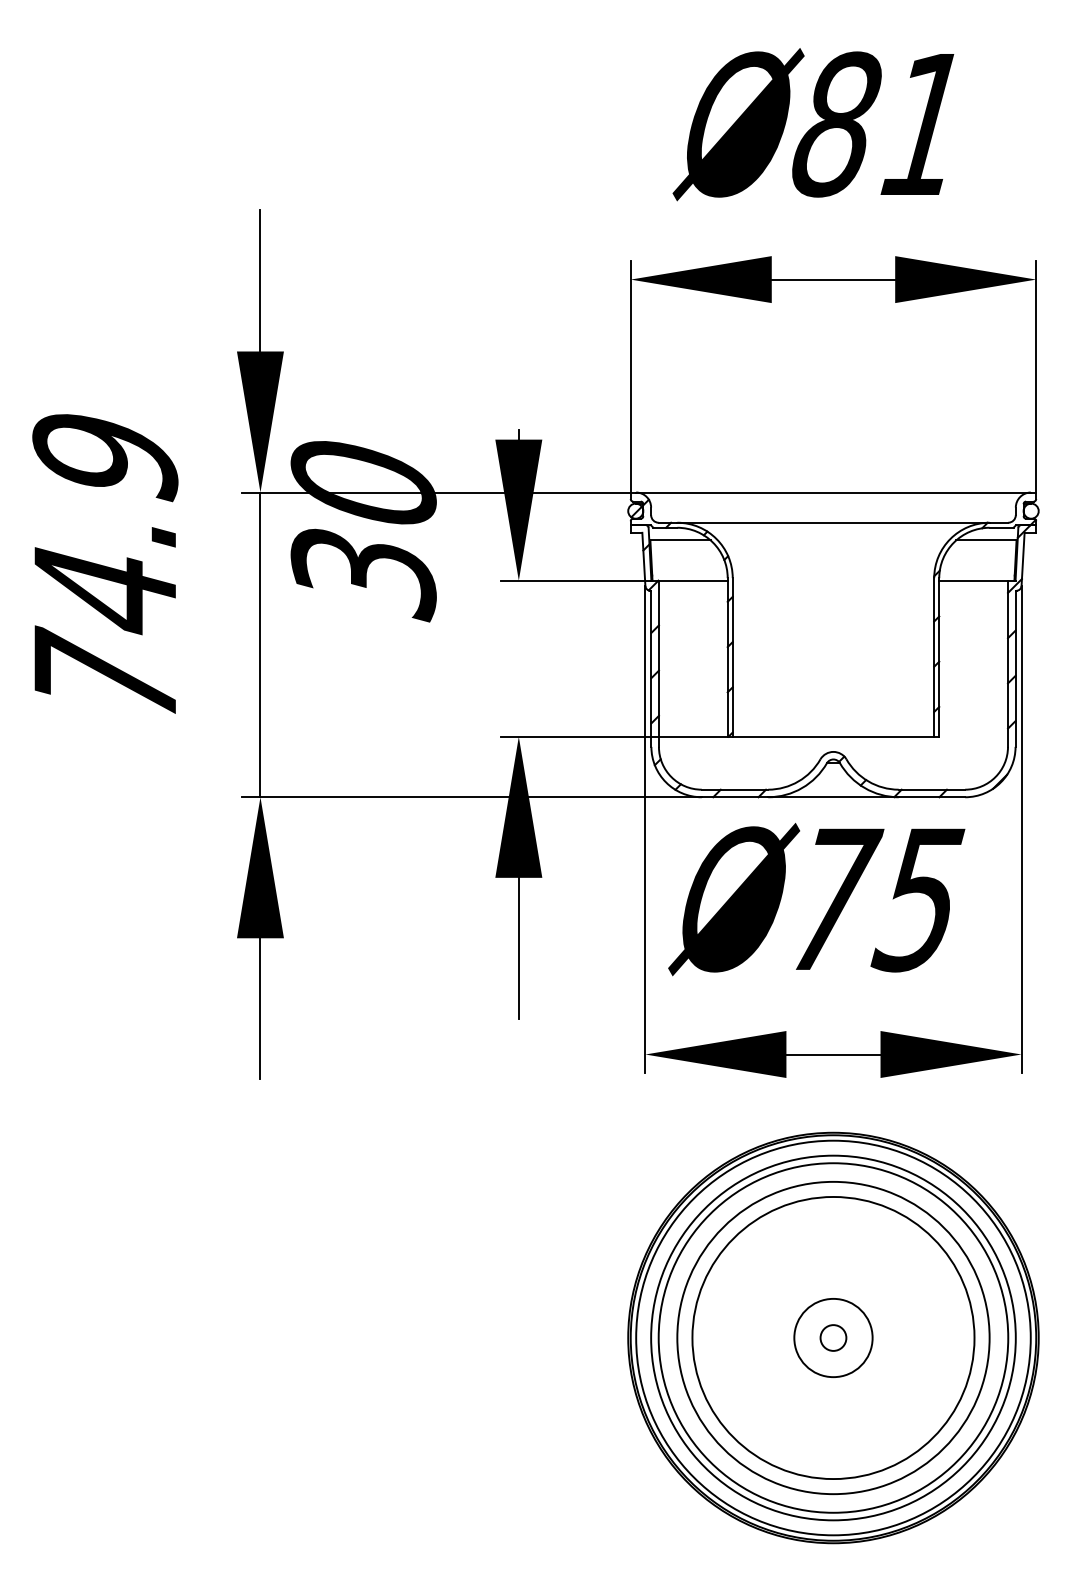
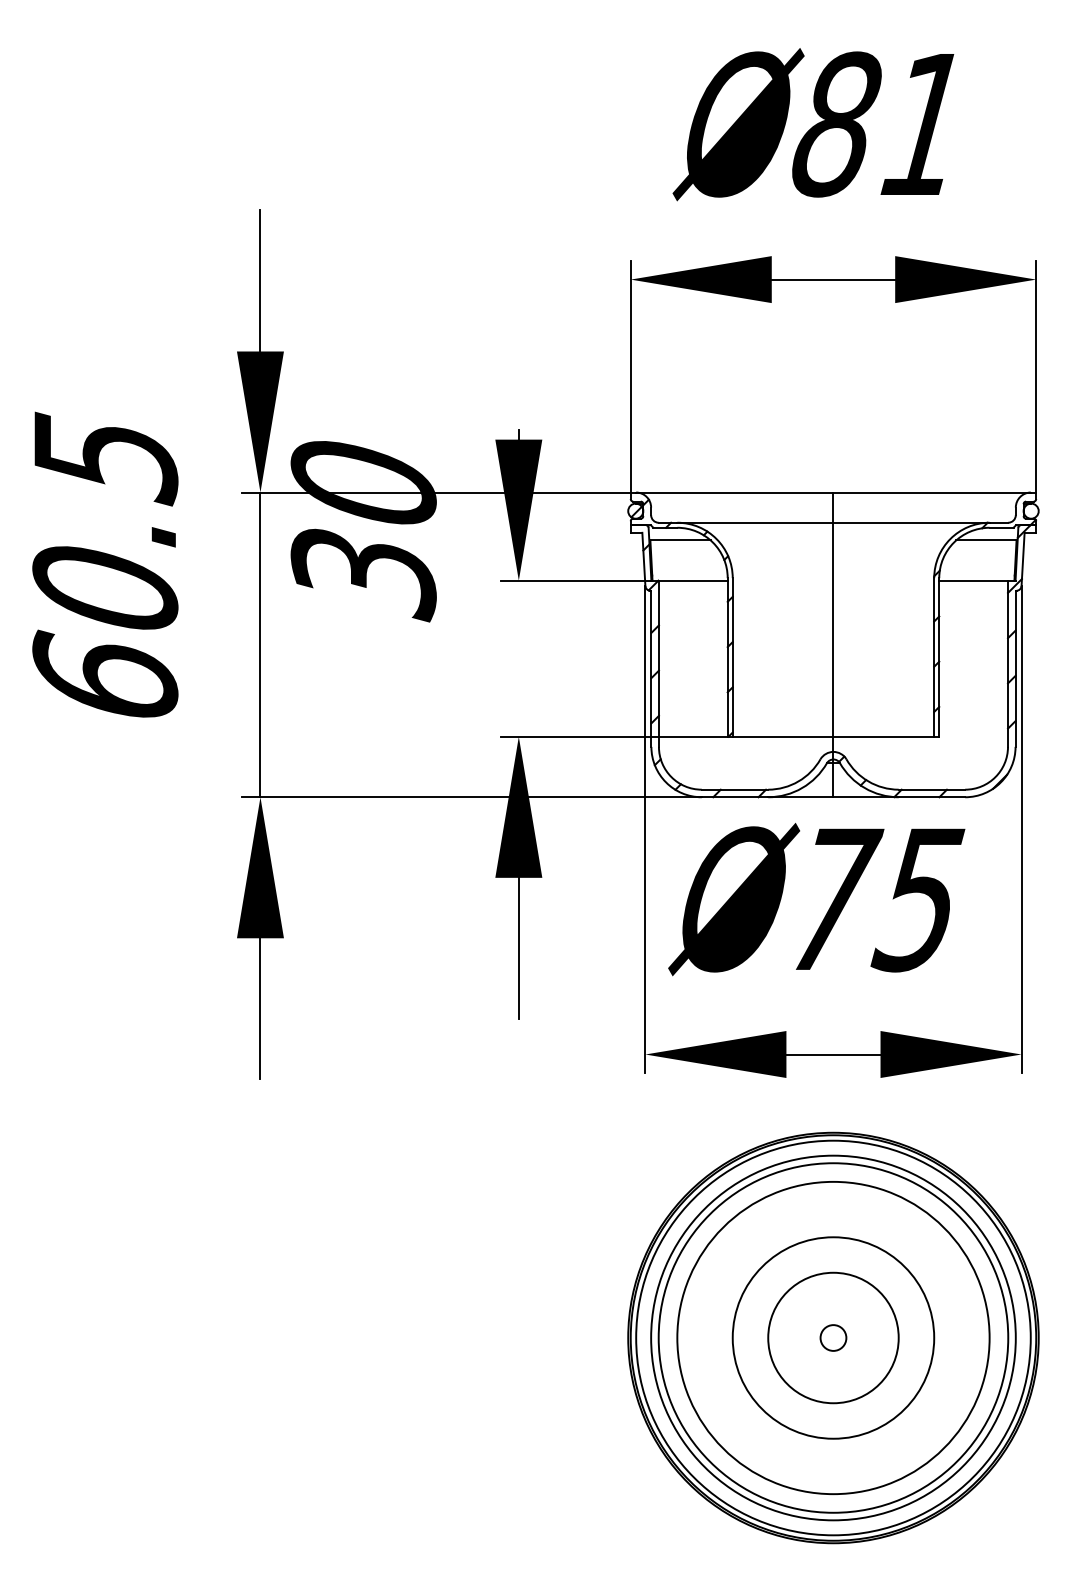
text: 74.9 -> 60.5 (105, 564)
line: none -> present (833, 644)
circle diameter: 282 px -> 201 px (833, 1337)
circle diameter: 78 px -> 130 px (833, 1337)
